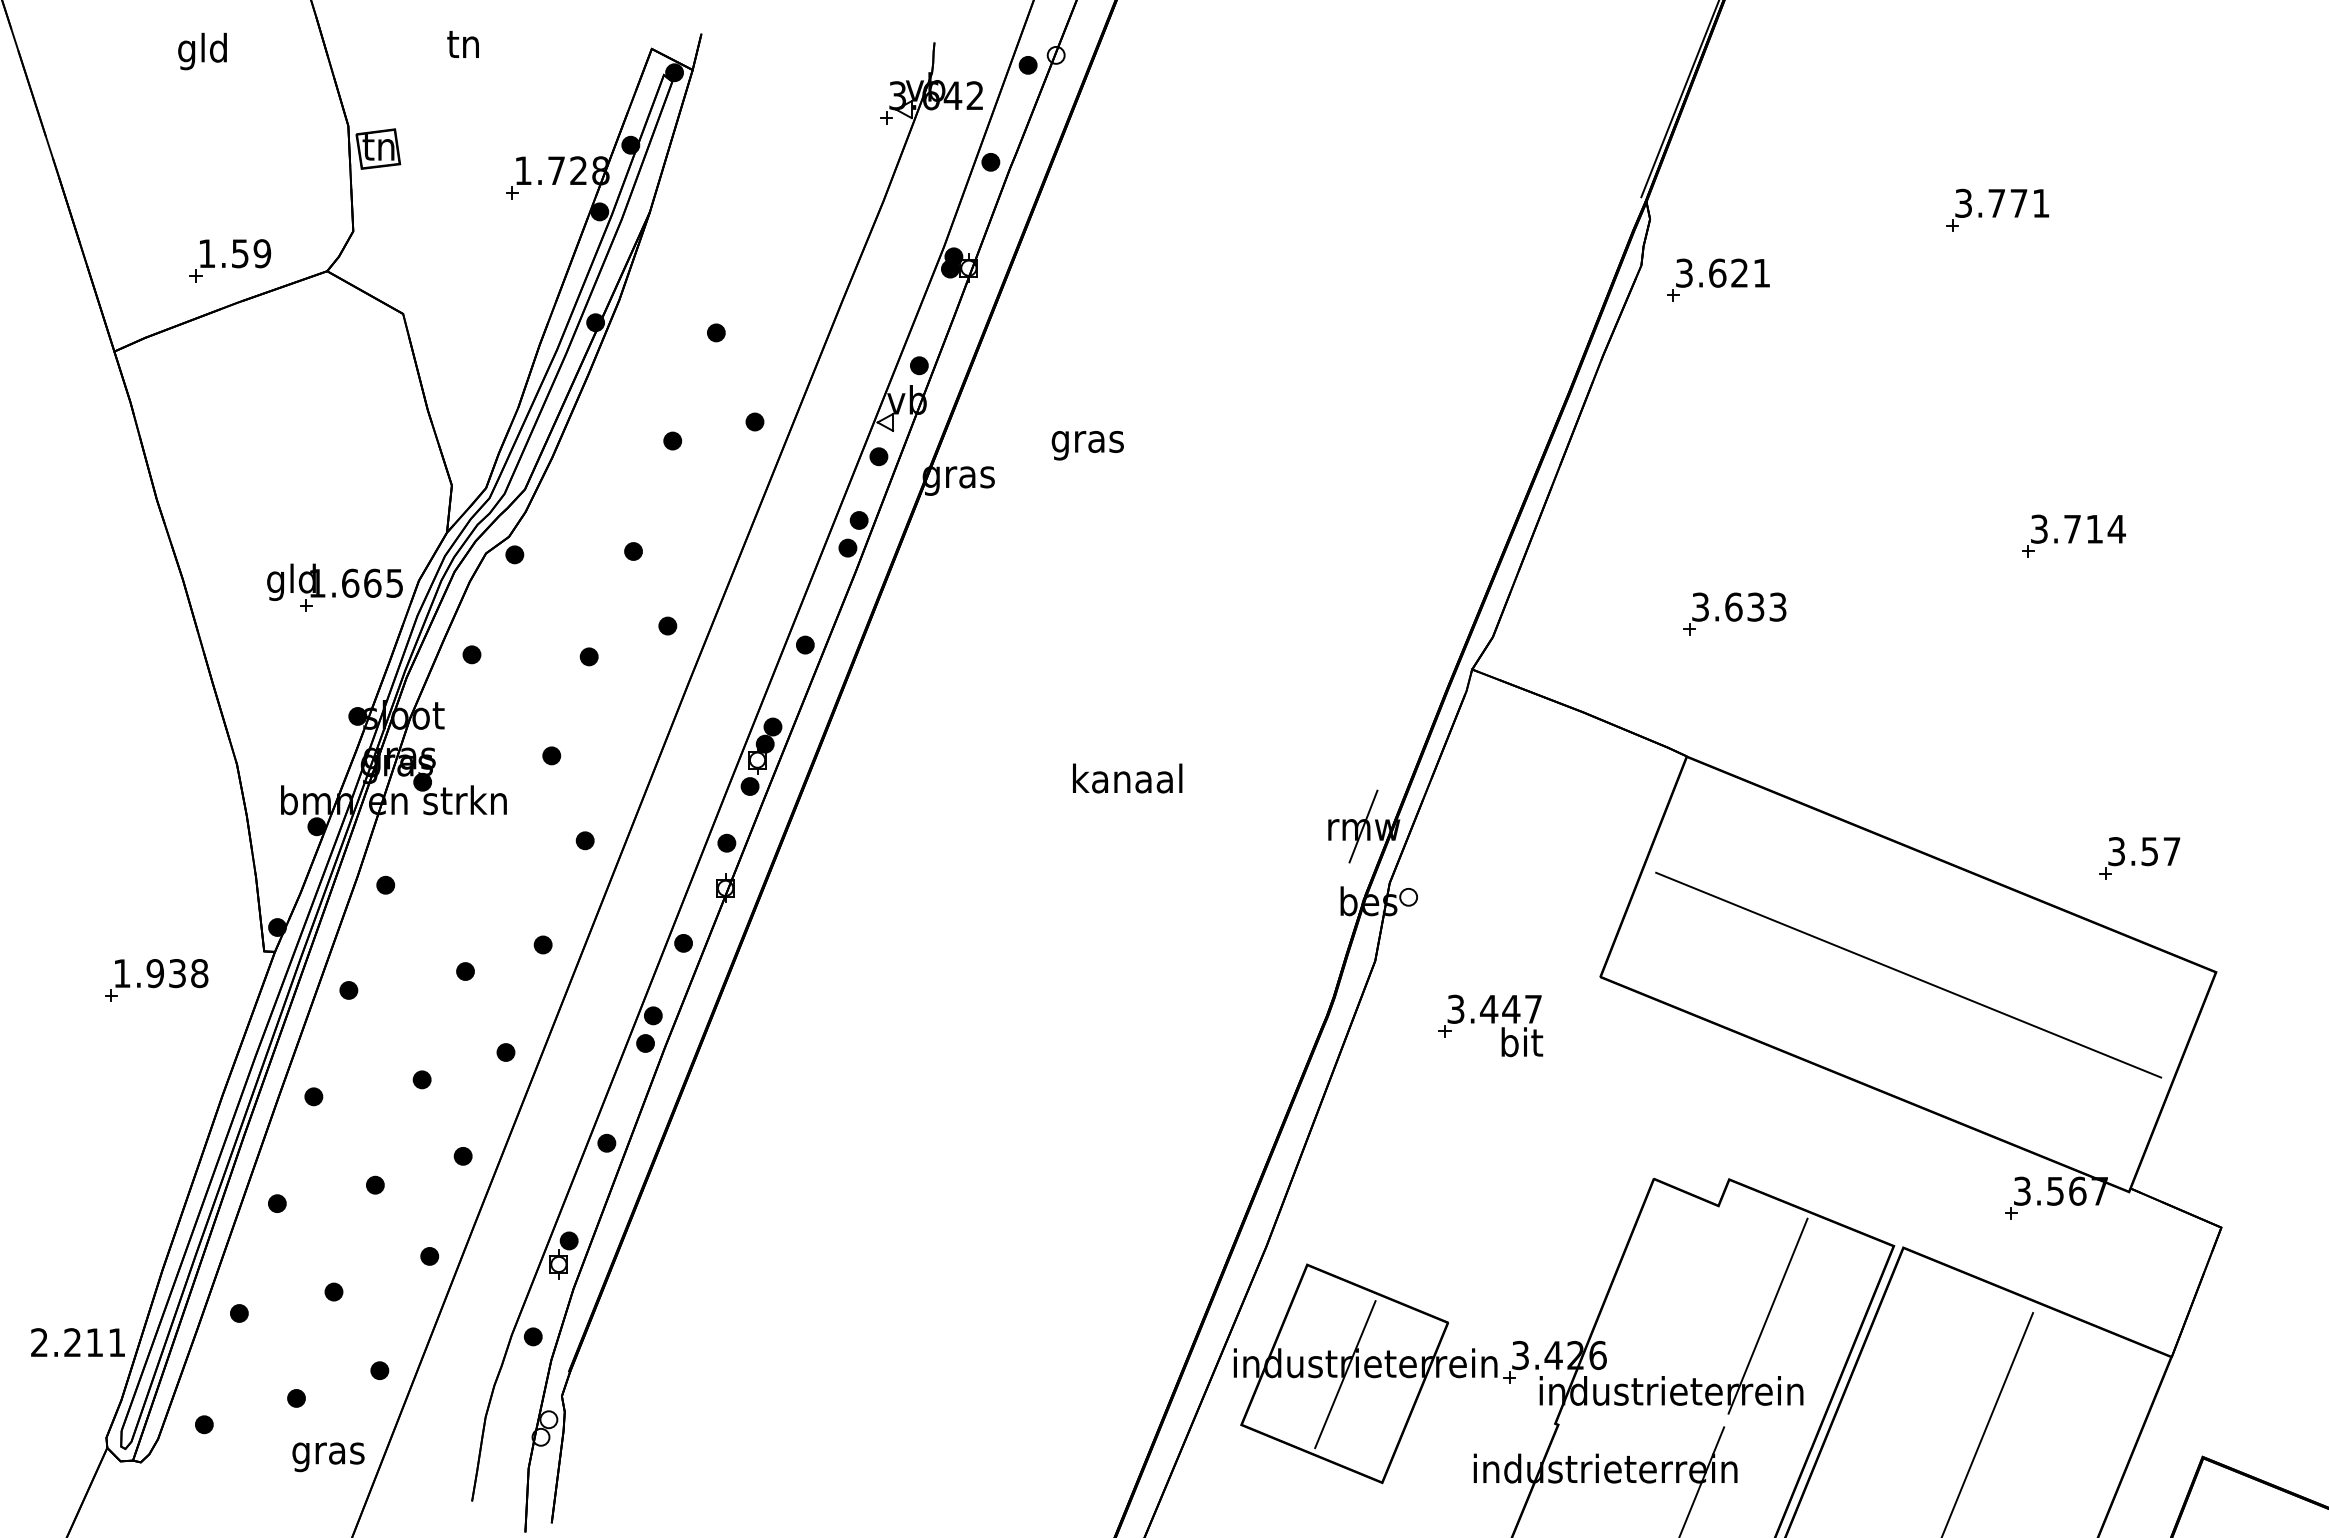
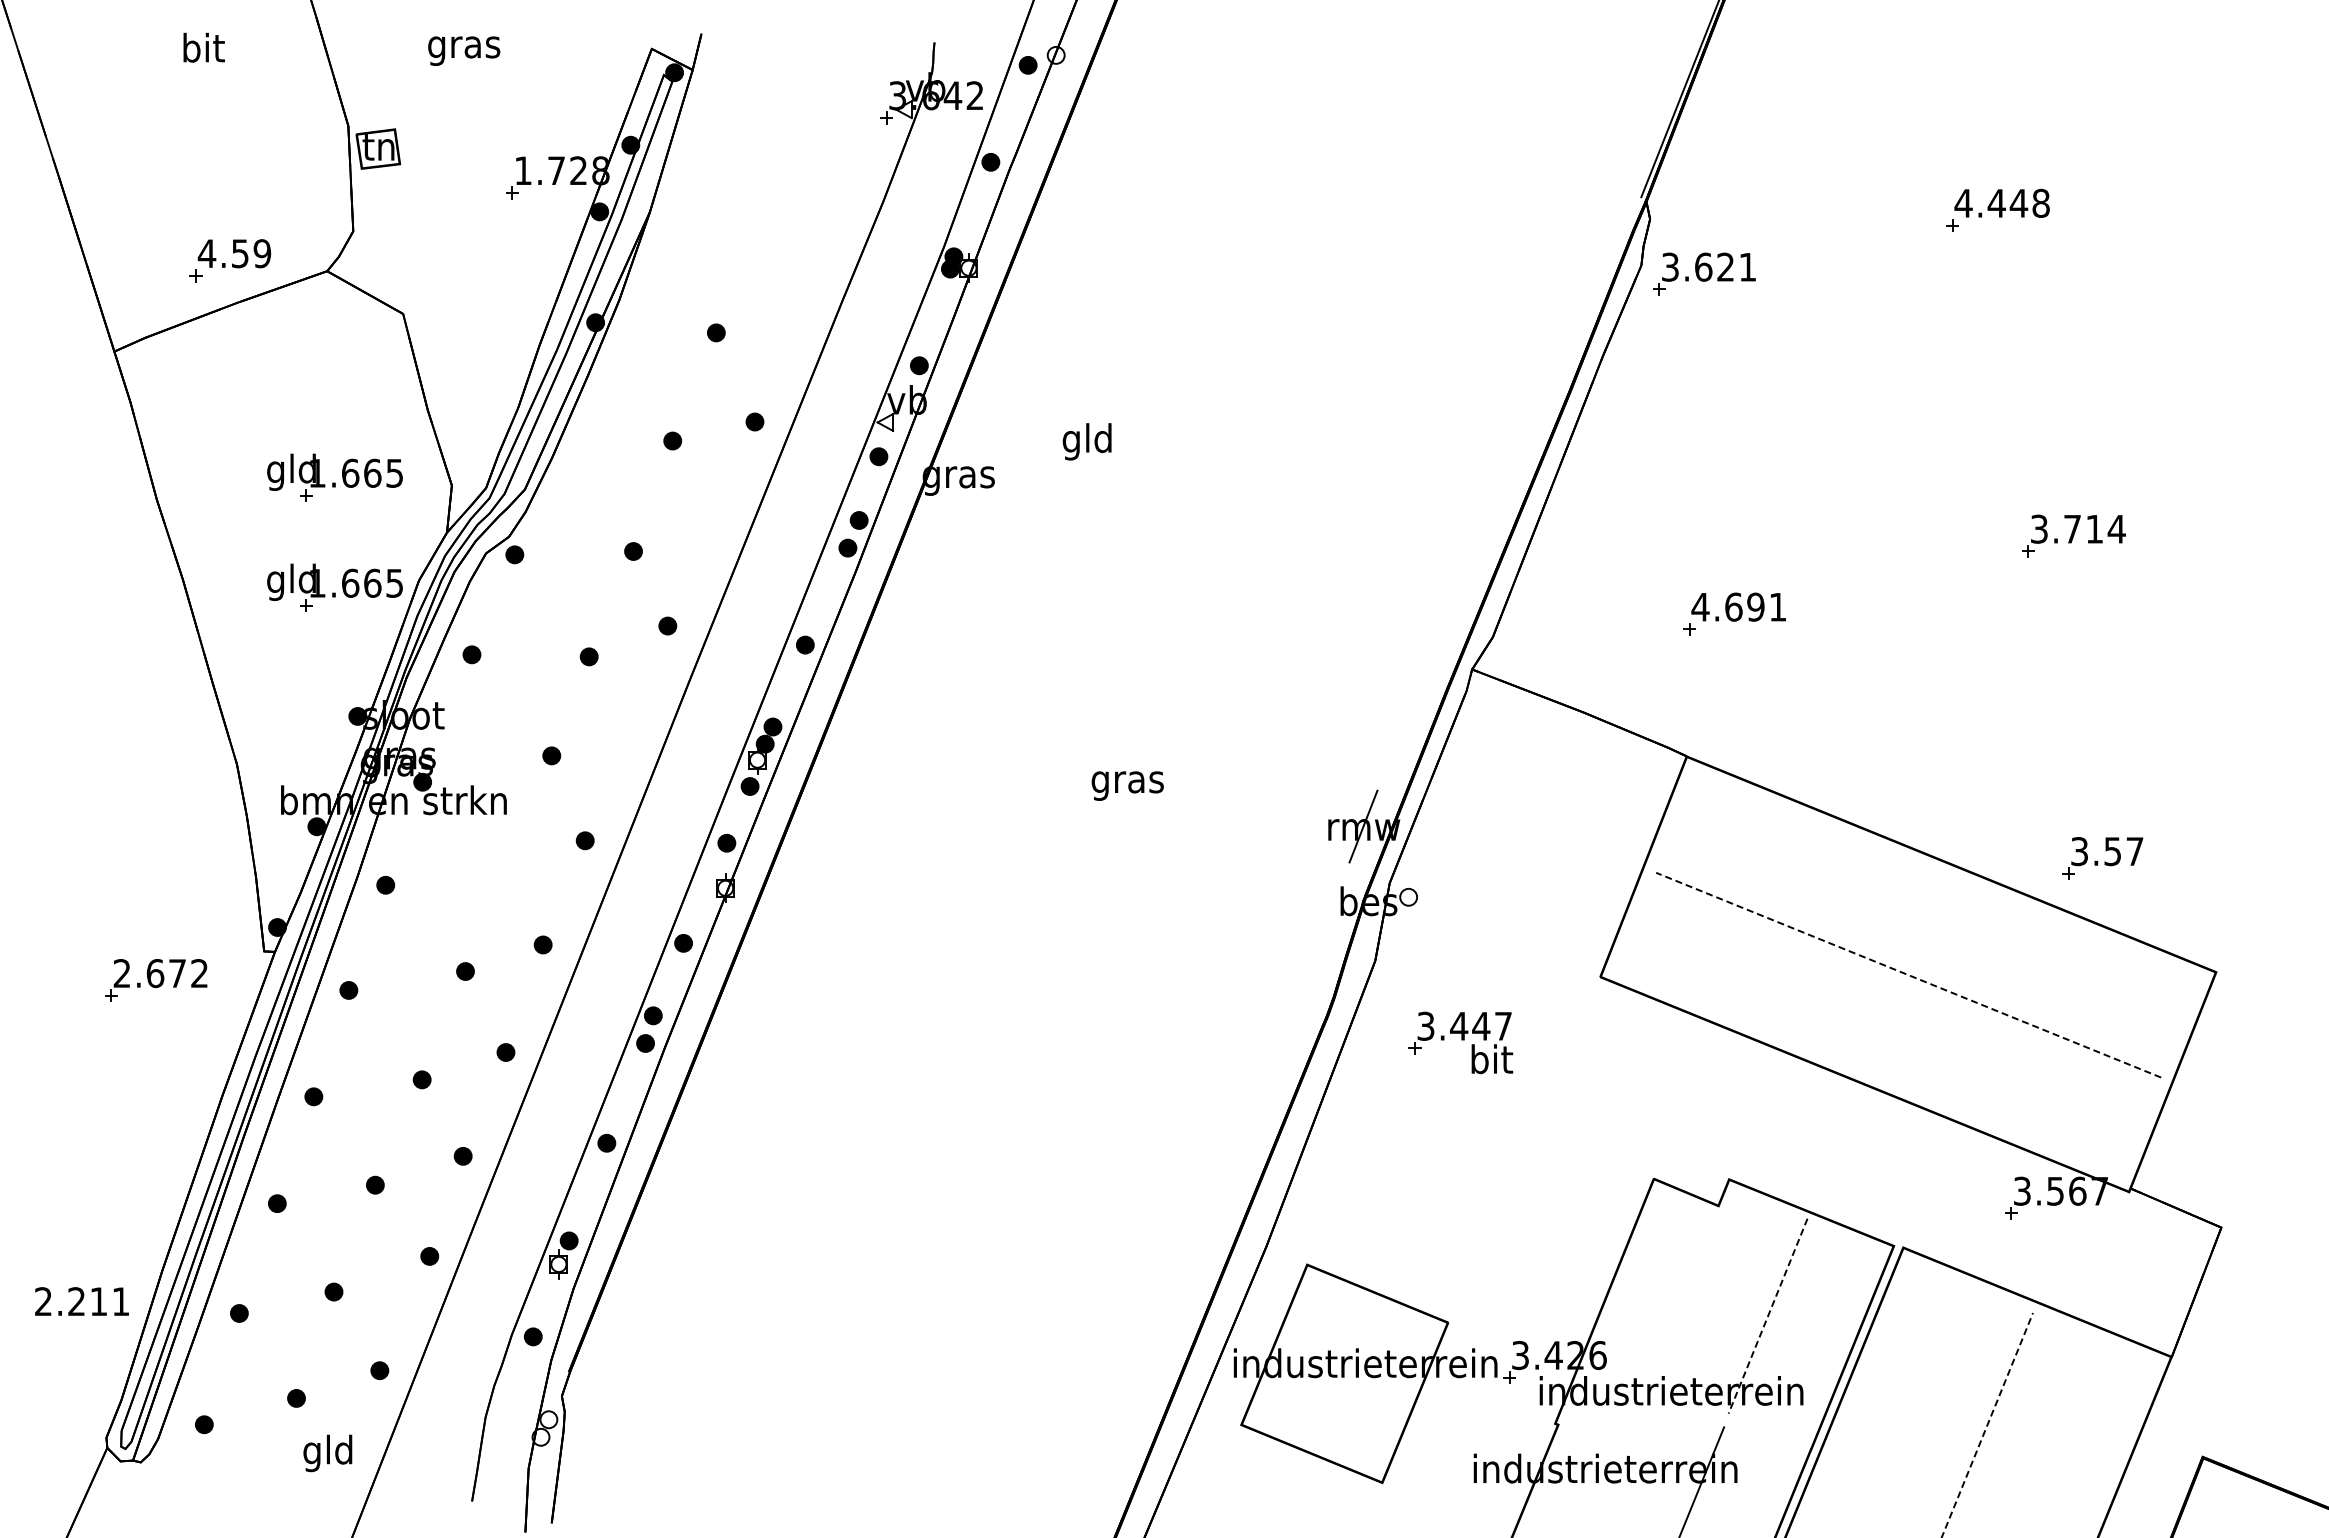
text: tn -> gras (464, 48)
text: gld -> bit (202, 51)
text: 3.771 -> 4.448 (2001, 202)
text: 1.59 -> 4.59 (206, 253)
part position: (1718, 279) -> (1704, 273) (1704, 273)
text: gras -> gld (1087, 441)
part: none -> present (334, 477)
text: 3.633 -> 4.691 (1738, 606)
text: kanaal -> gras (1127, 781)
part position: (2139, 858) -> (2102, 858) (2102, 858)
text: 1.938 -> 2.672 (160, 973)
line: solid -> dashed (1908, 975)
part position: (1490, 1025) -> (1460, 1042) (1460, 1042)
line: solid -> dashed (1767, 1316)
text position: (77, 1342) -> (81, 1301) (81, 1301)
line: present -> none (1345, 1374)
line: solid -> dashed (1987, 1425)
text: gras -> gld (328, 1453)
